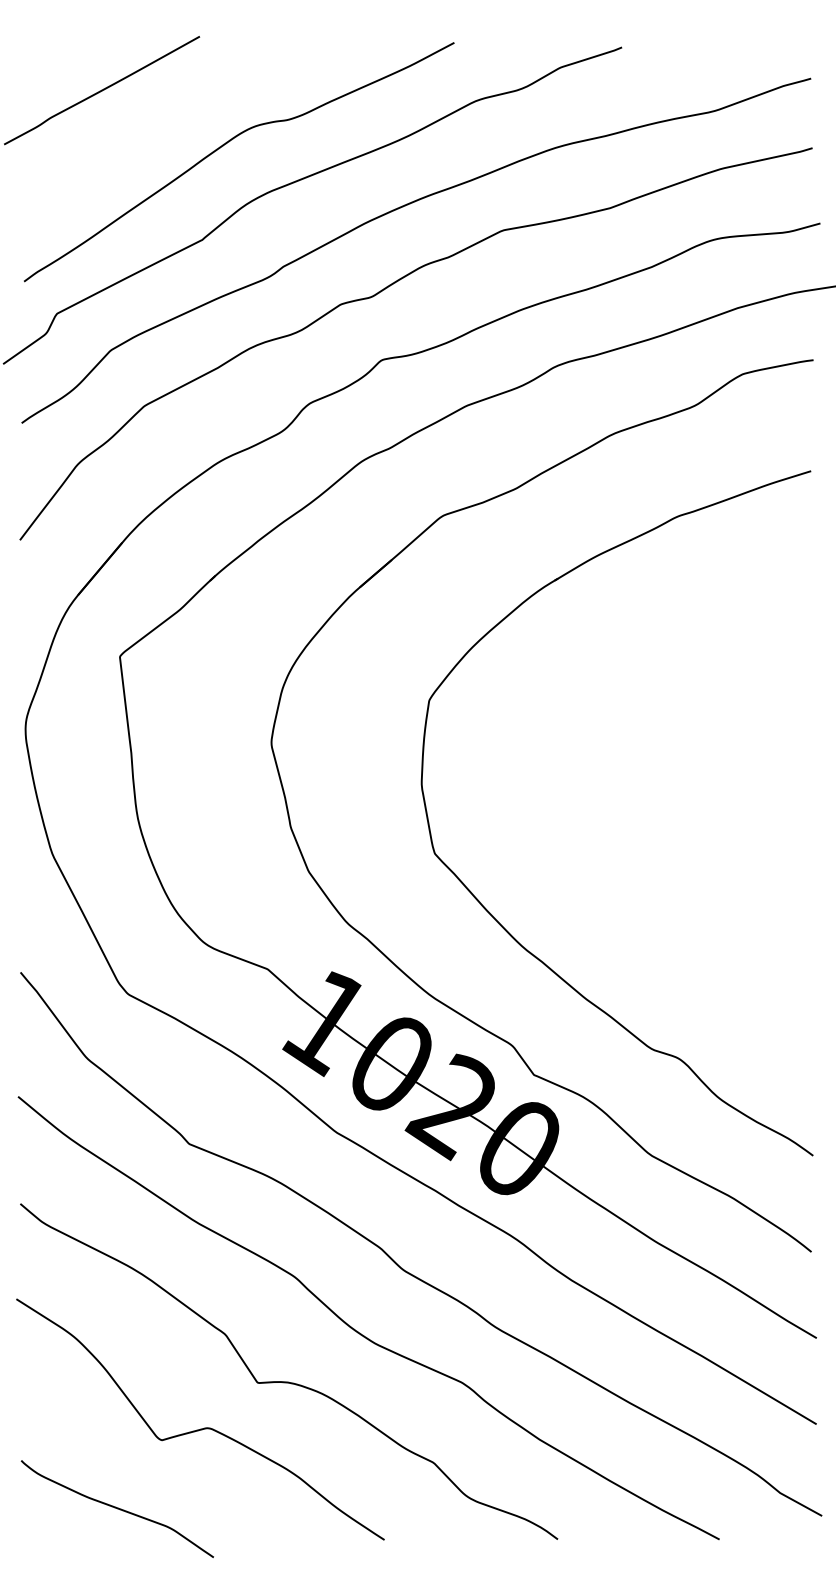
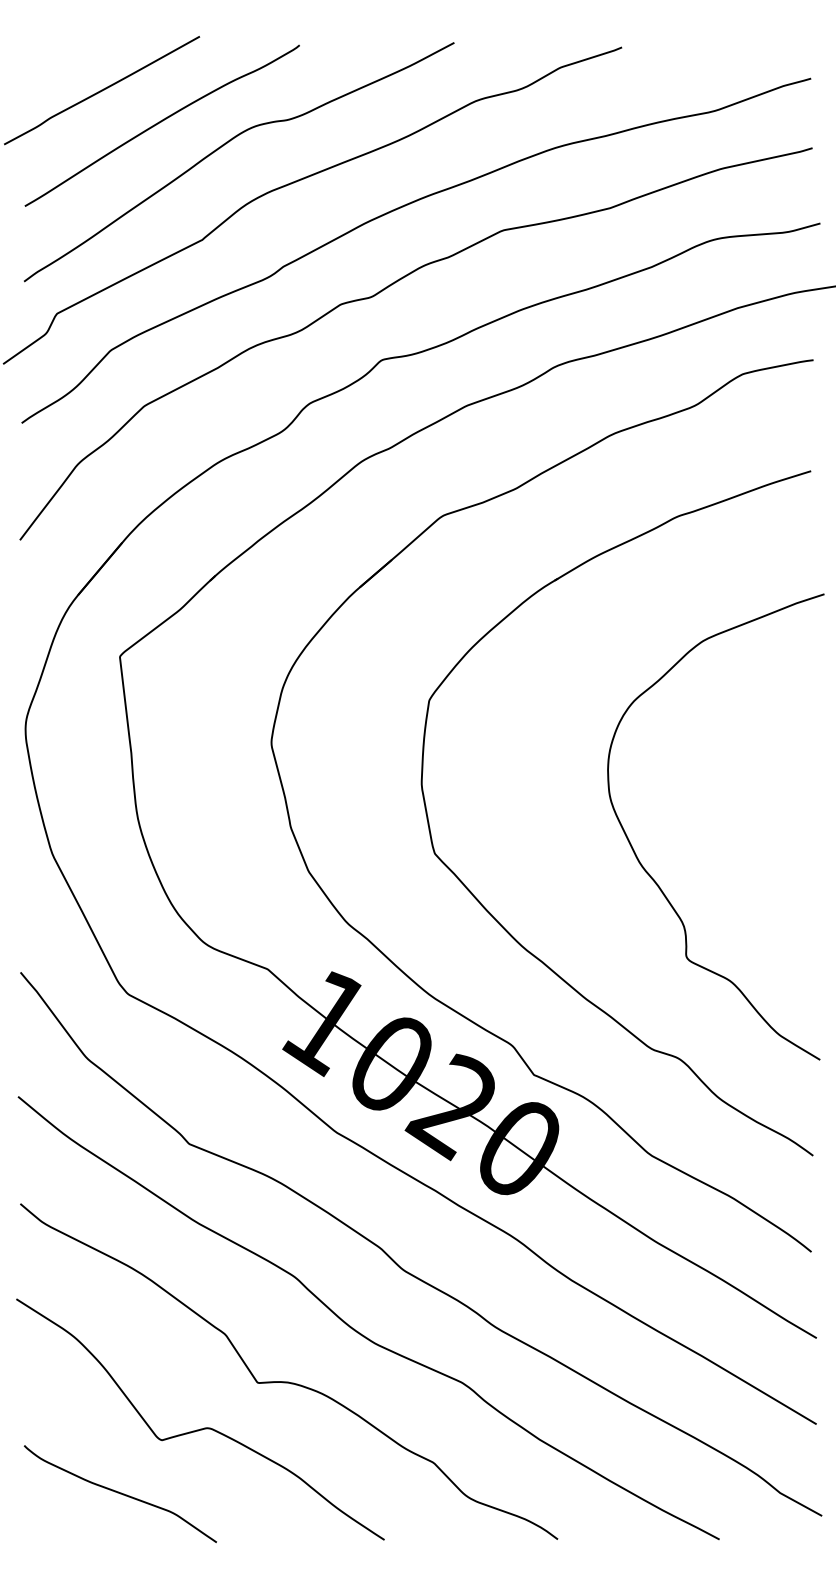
curve: none -> present (159, 123)
curve: none -> present (655, 880)
curve position: (116, 1508) -> (119, 1493) (119, 1493)
